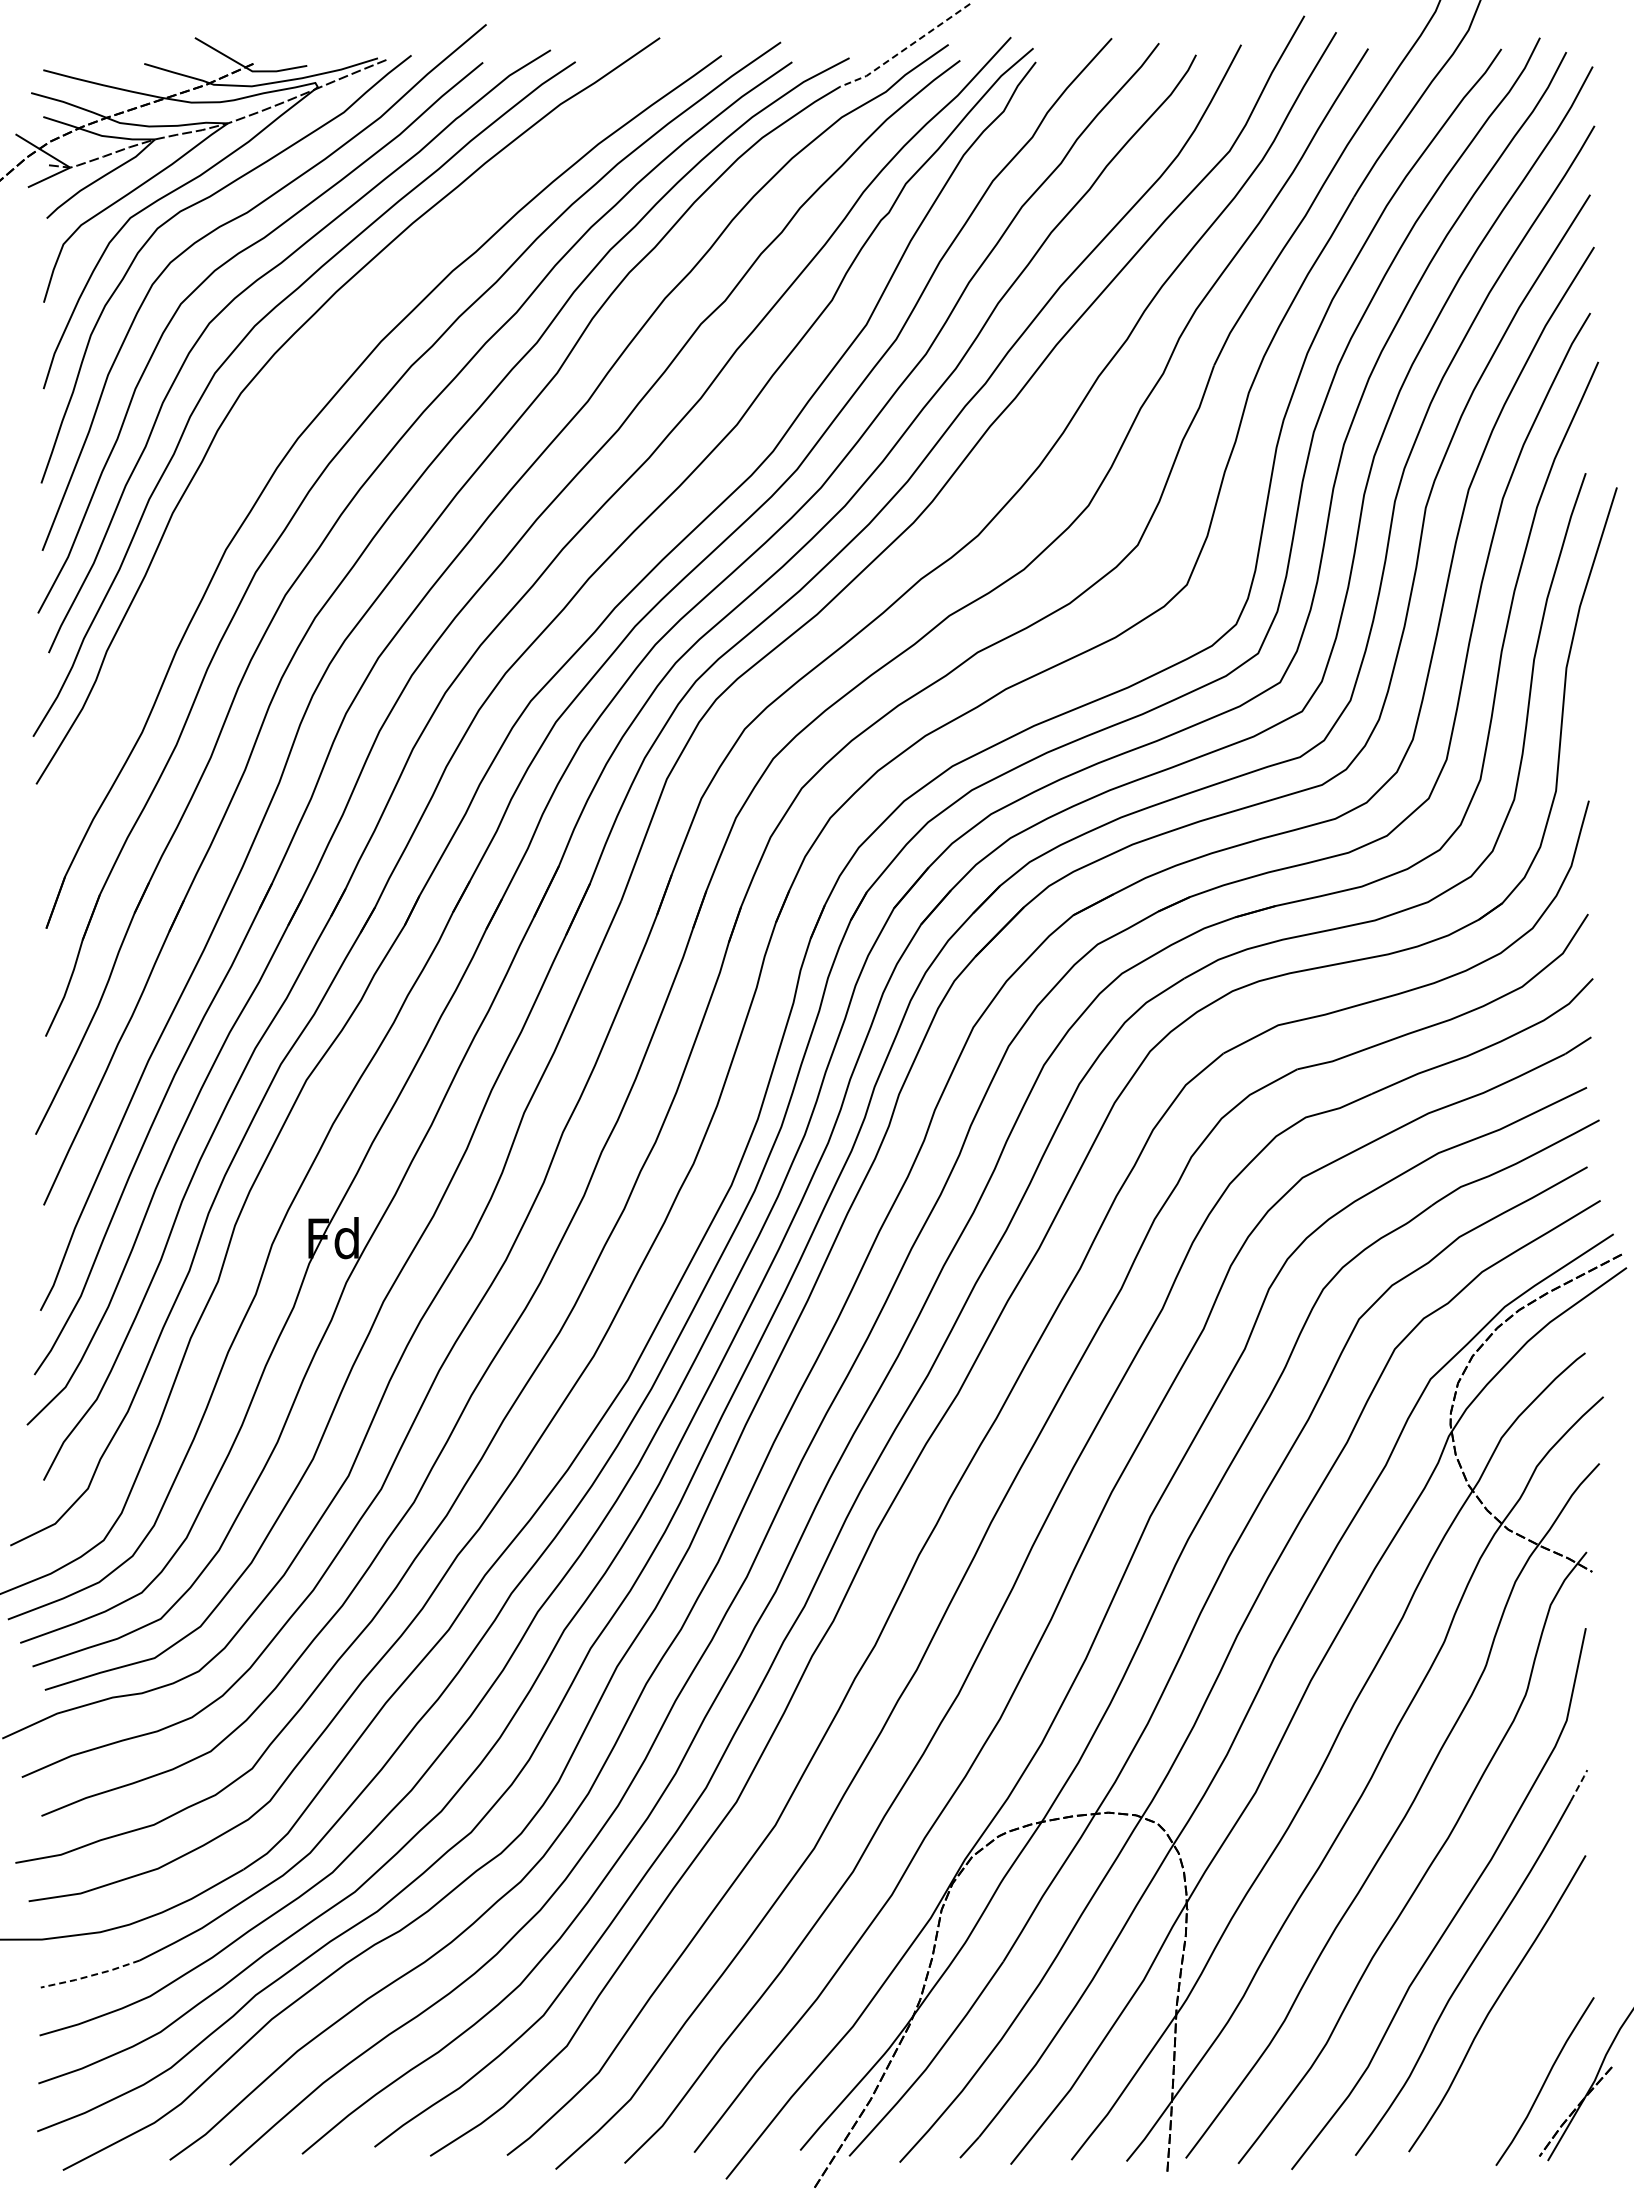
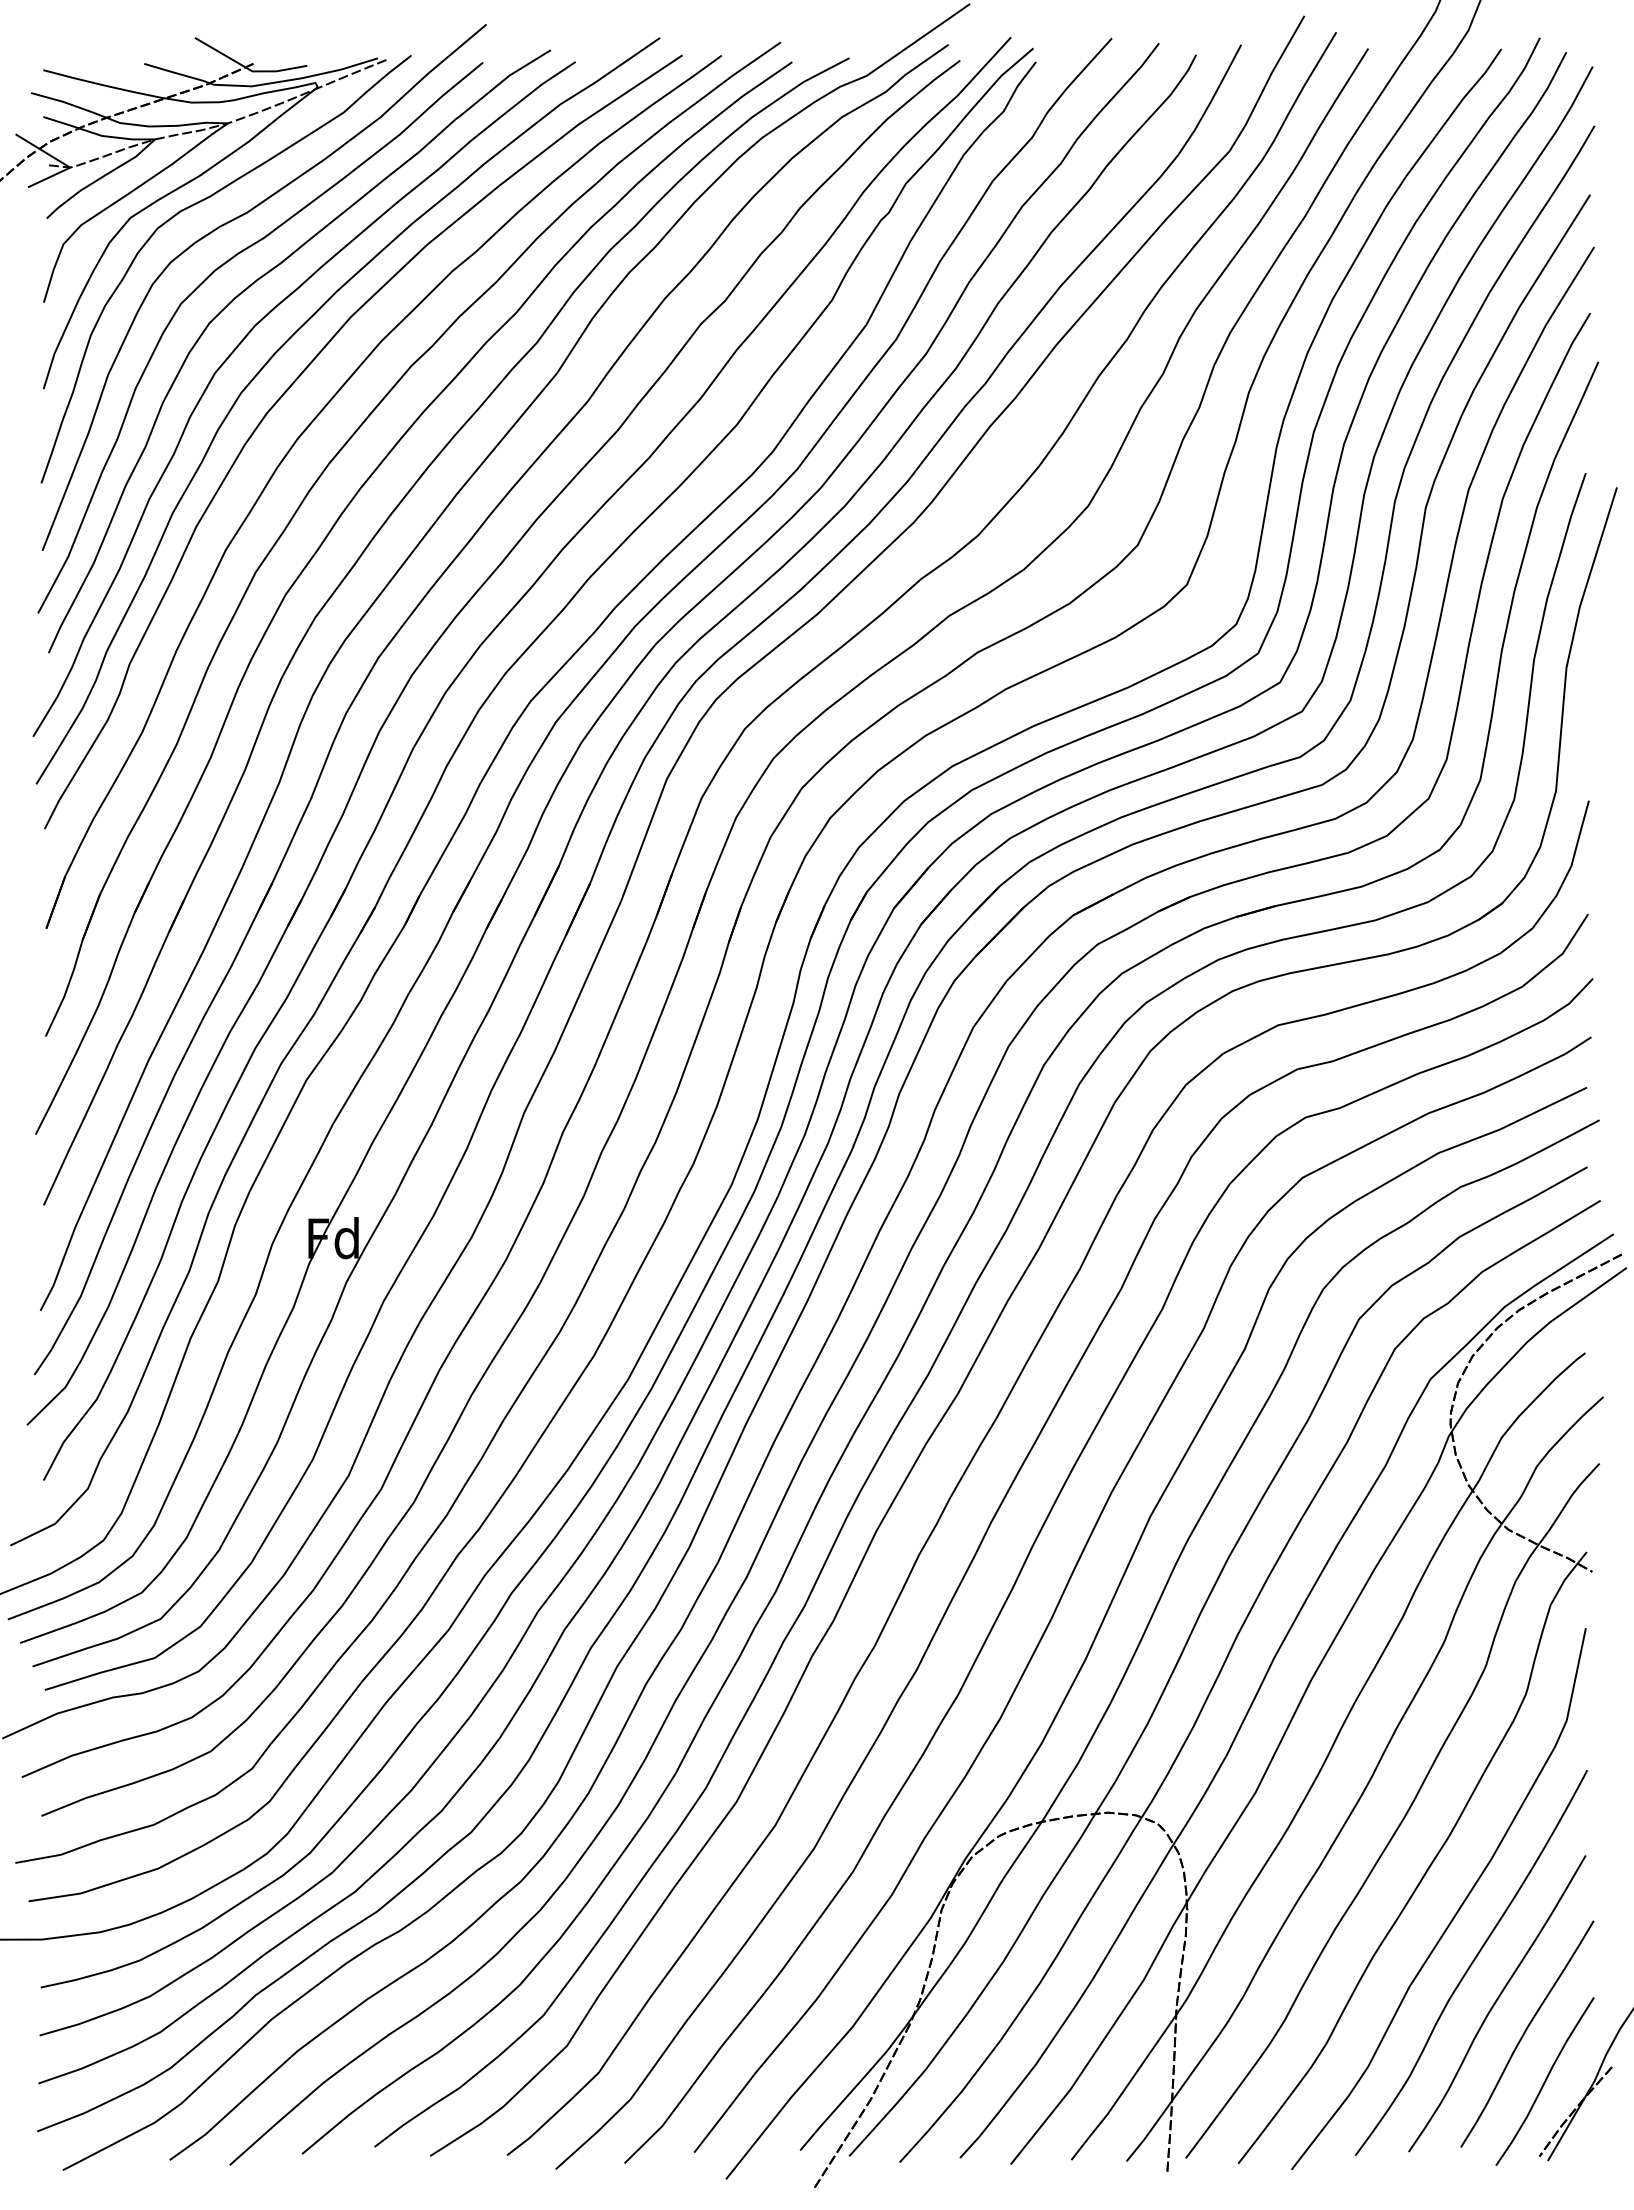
line: dashed -> solid (905, 48)
curve: none -> present (295, 382)
line: dashed -> solid (1579, 1784)
line: dashed -> solid (90, 1975)
curve: none -> present (1525, 2033)
